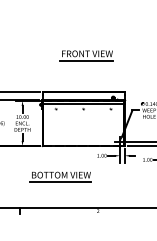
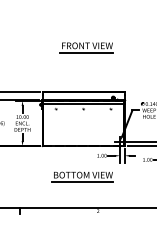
part position: (86, 55) -> (86, 47) (86, 47)
part position: (60, 176) -> (82, 176) (82, 176)
